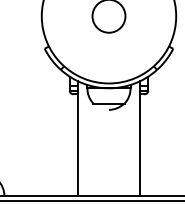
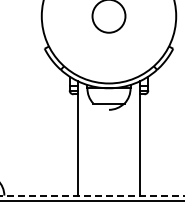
line: solid -> dashed (92, 195)
